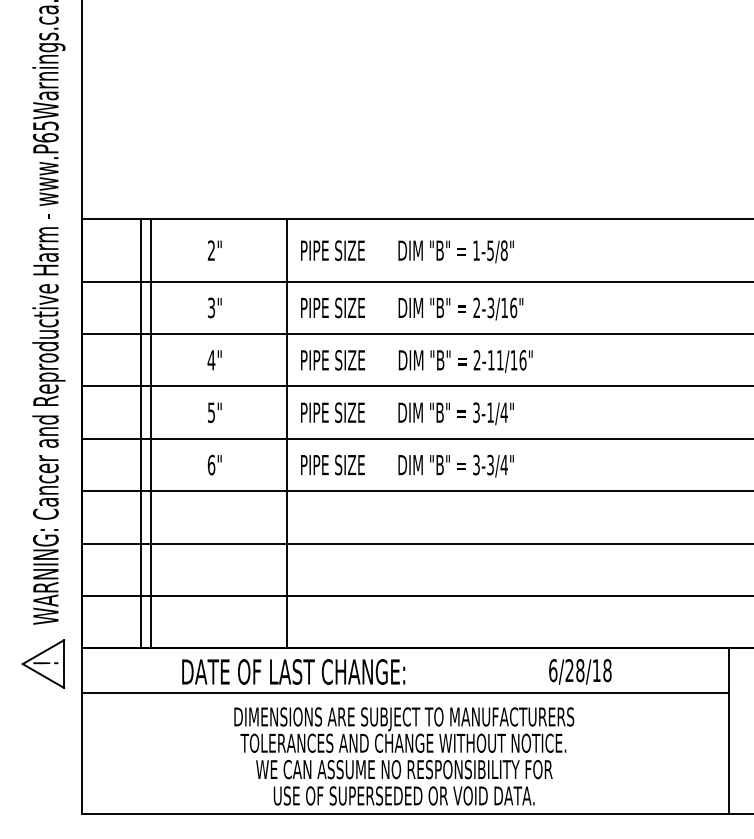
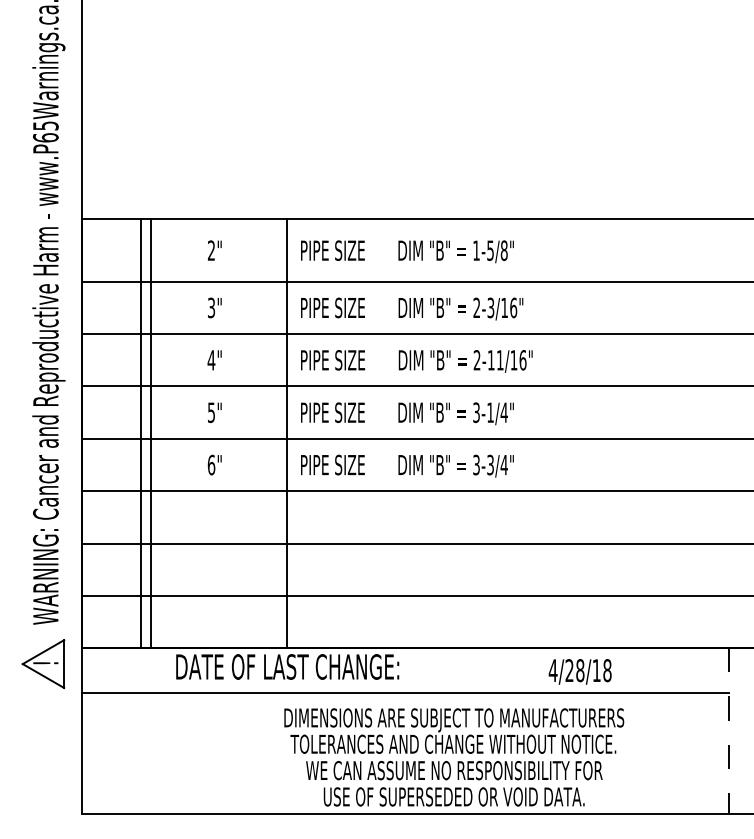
text: 6/28/18 -> 4/28/18 (552, 670)
text position: (293, 671) -> (287, 666) (287, 666)
line: solid -> dashed (728, 731)
text position: (404, 756) -> (454, 757) (454, 757)
